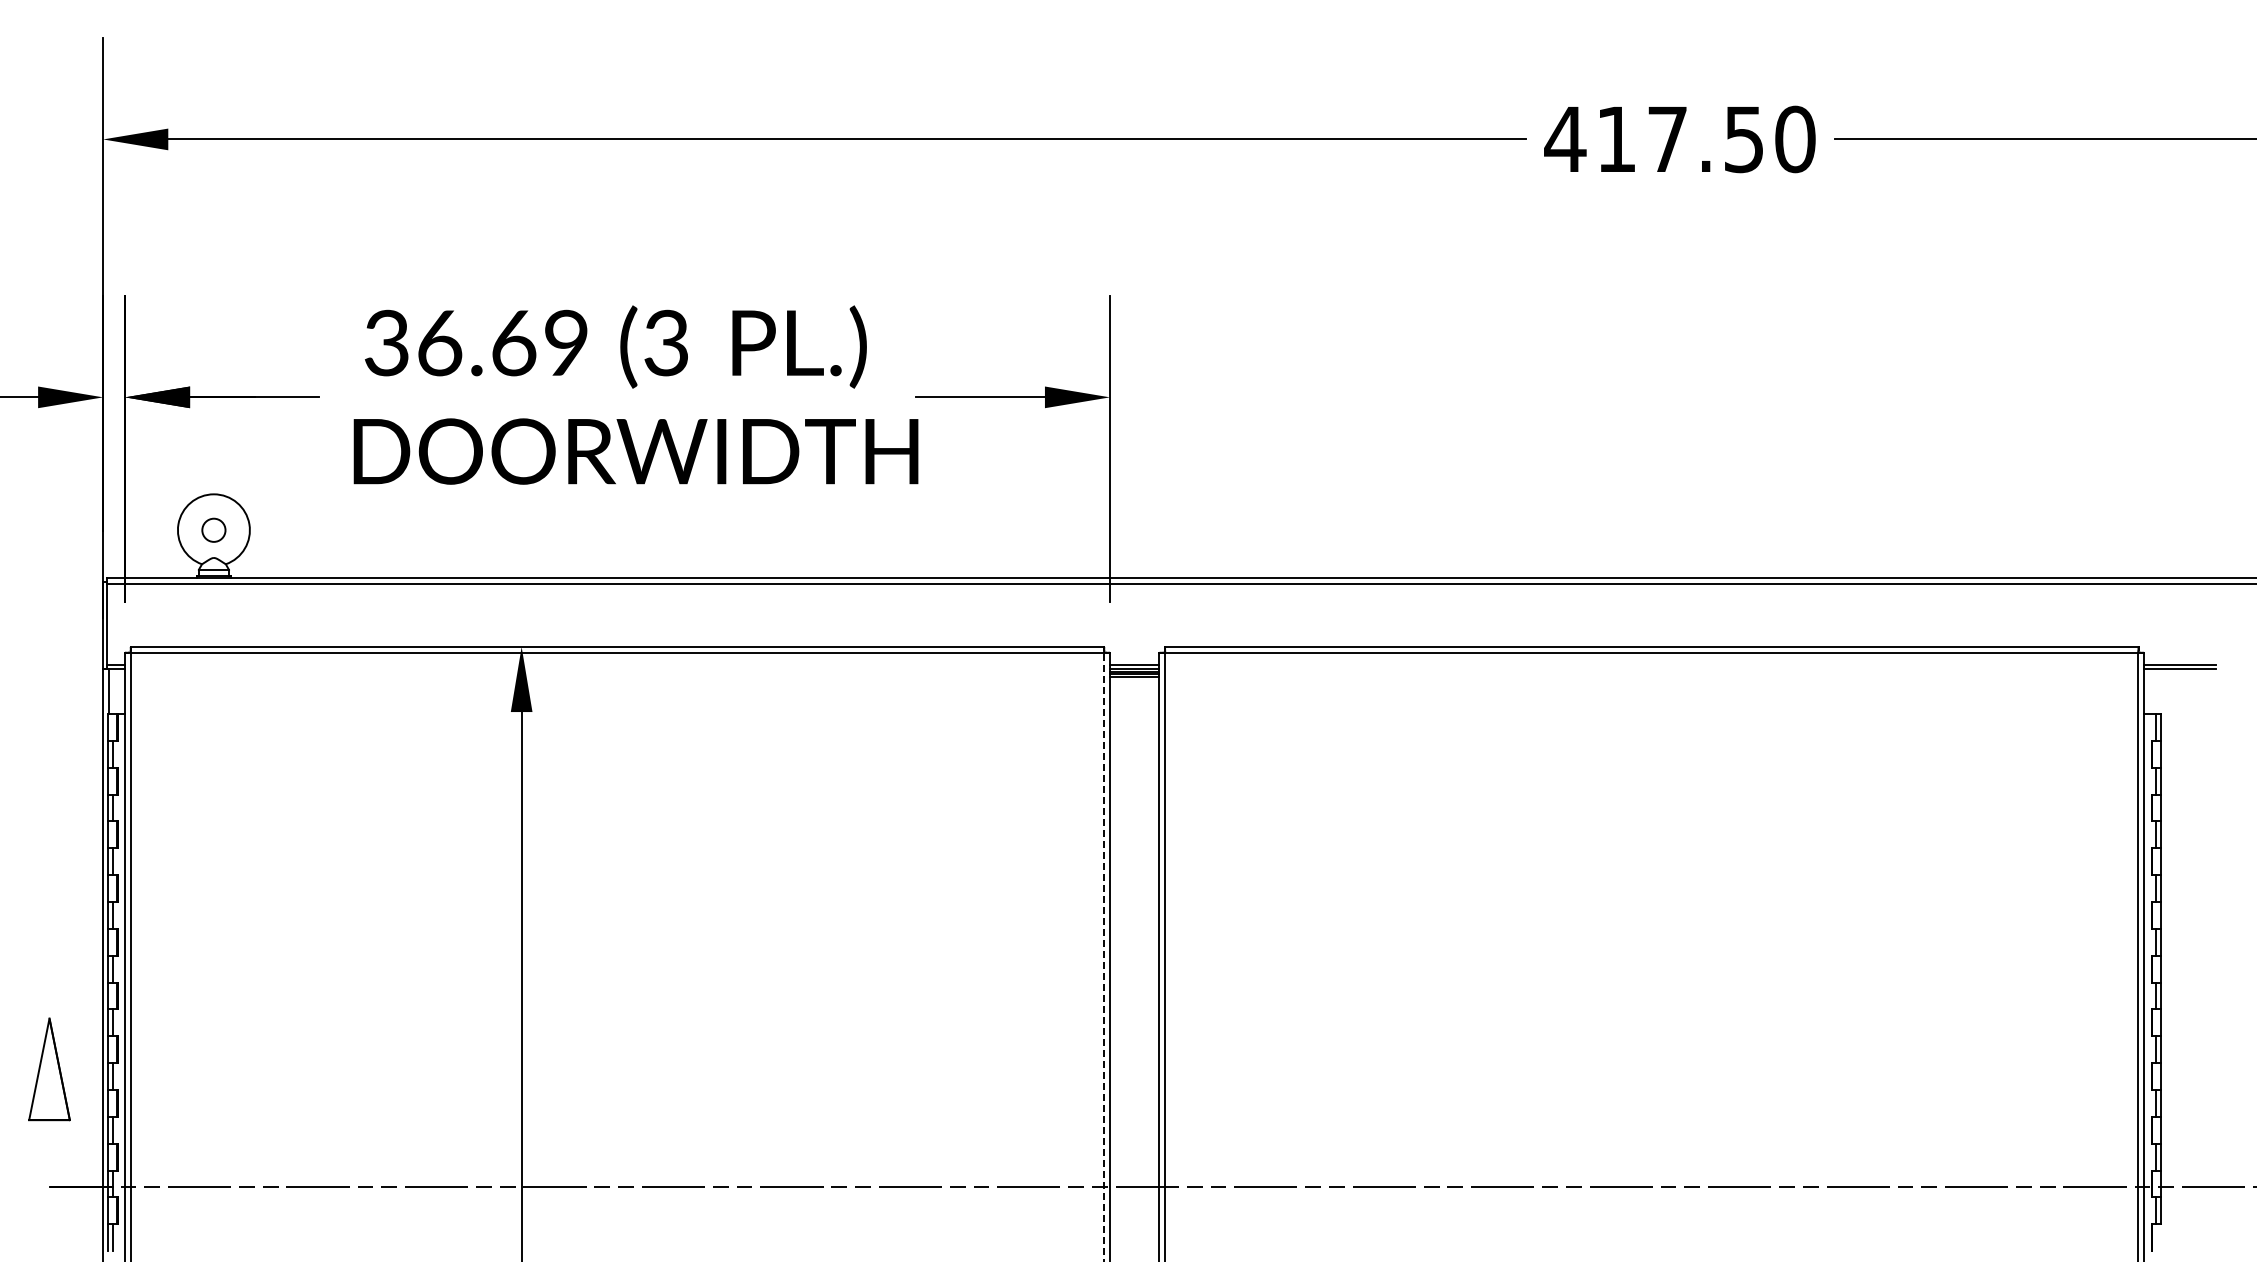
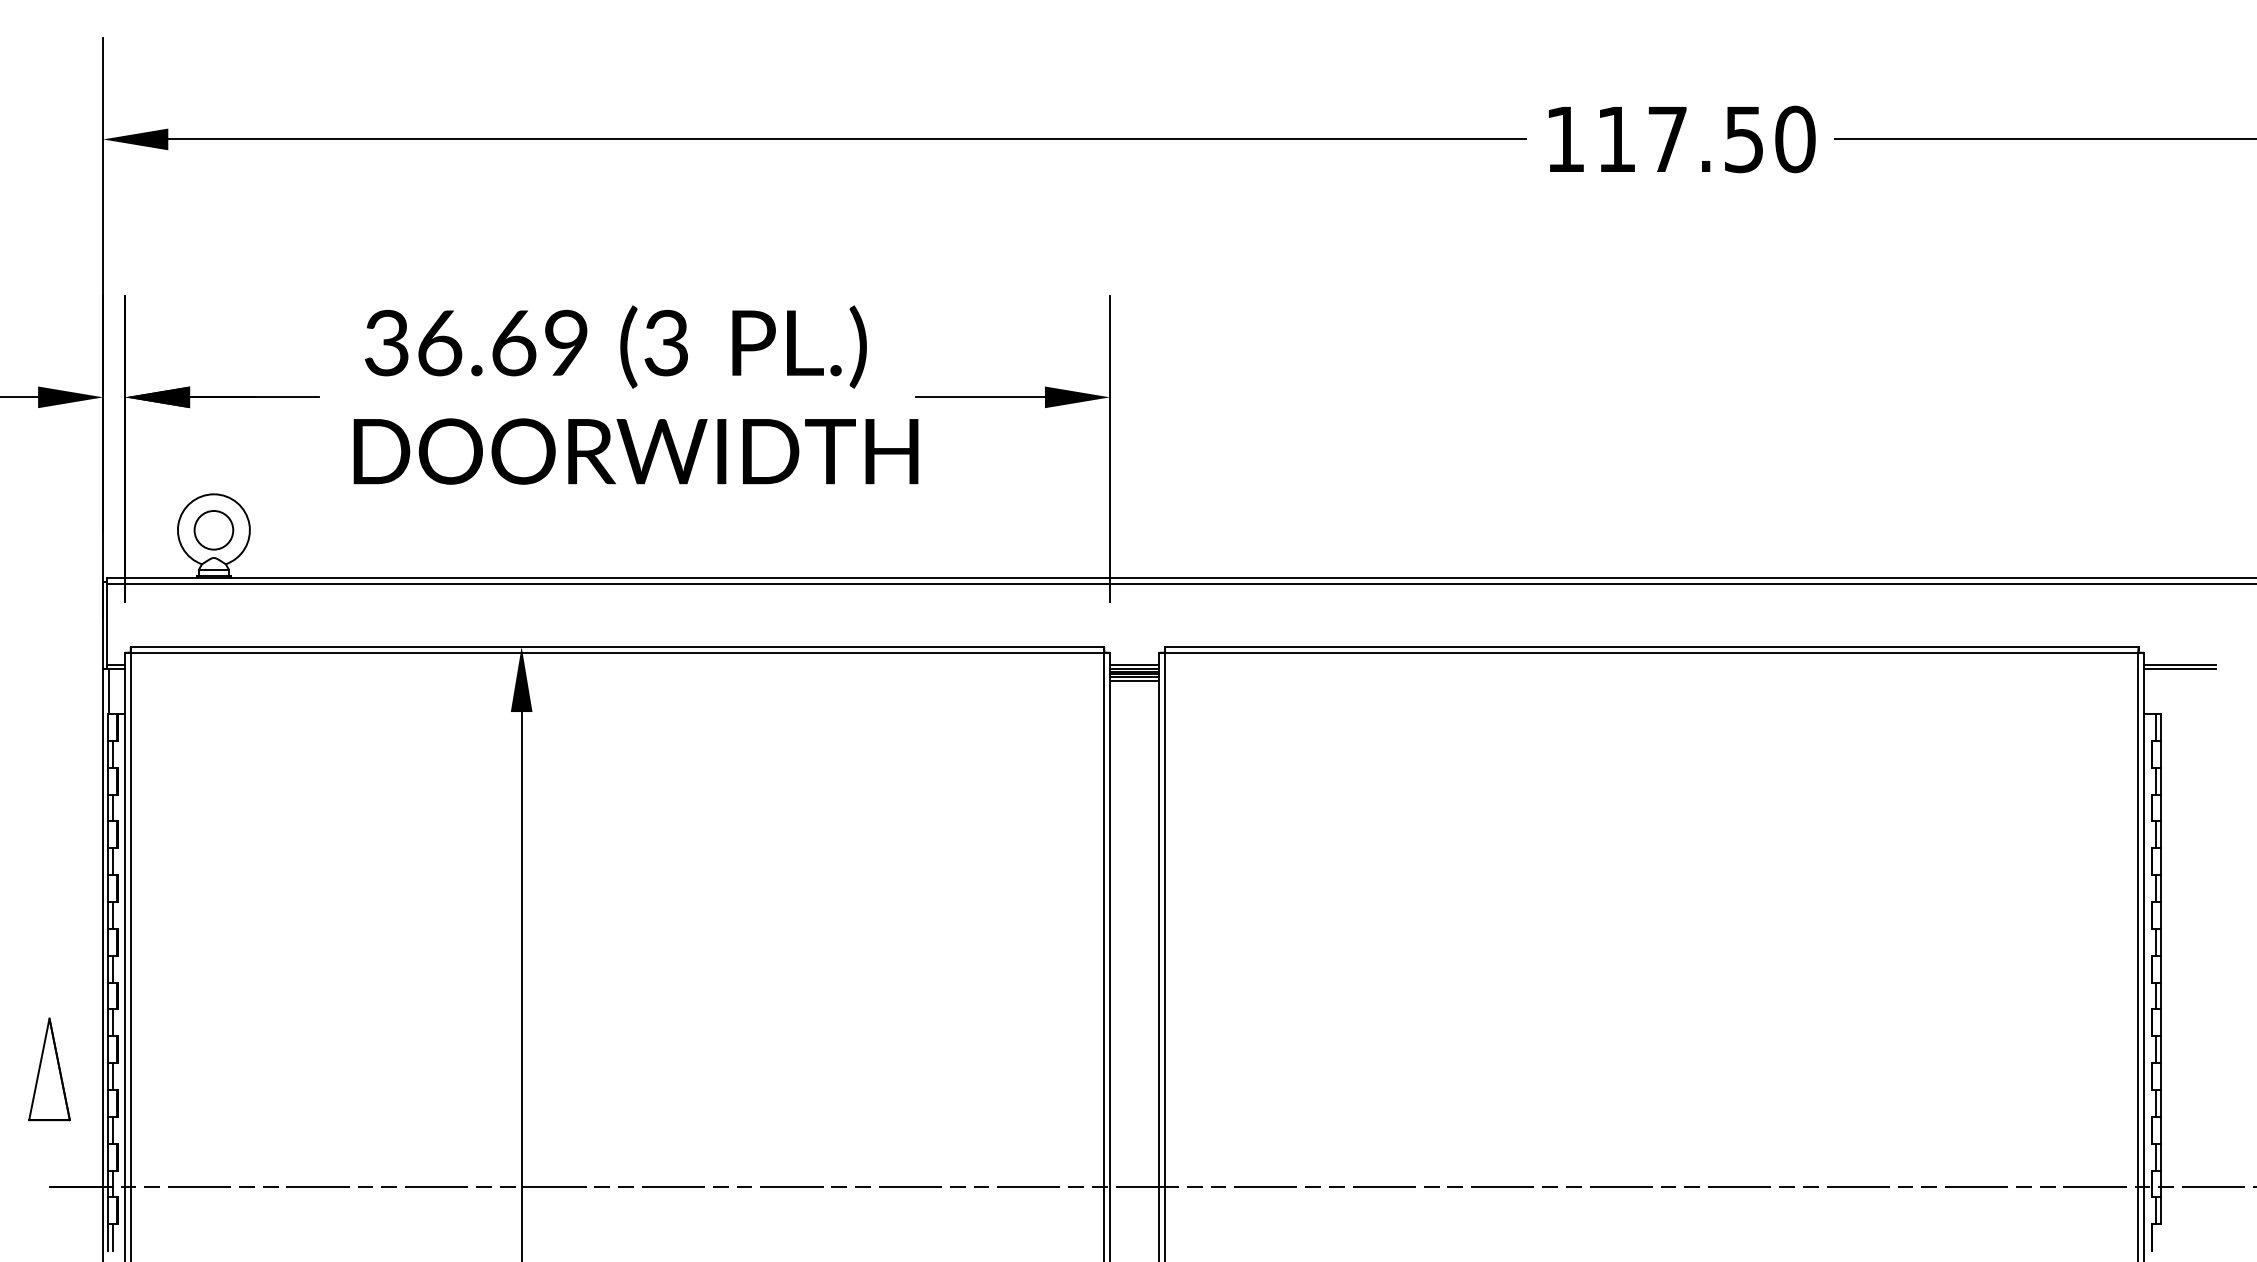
text: 417.50 -> 117.50 (1565, 138)
circle diameter: 23 px -> 39 px (213, 529)
line: none -> present (1134, 680)
line: dashed -> solid (1104, 956)
